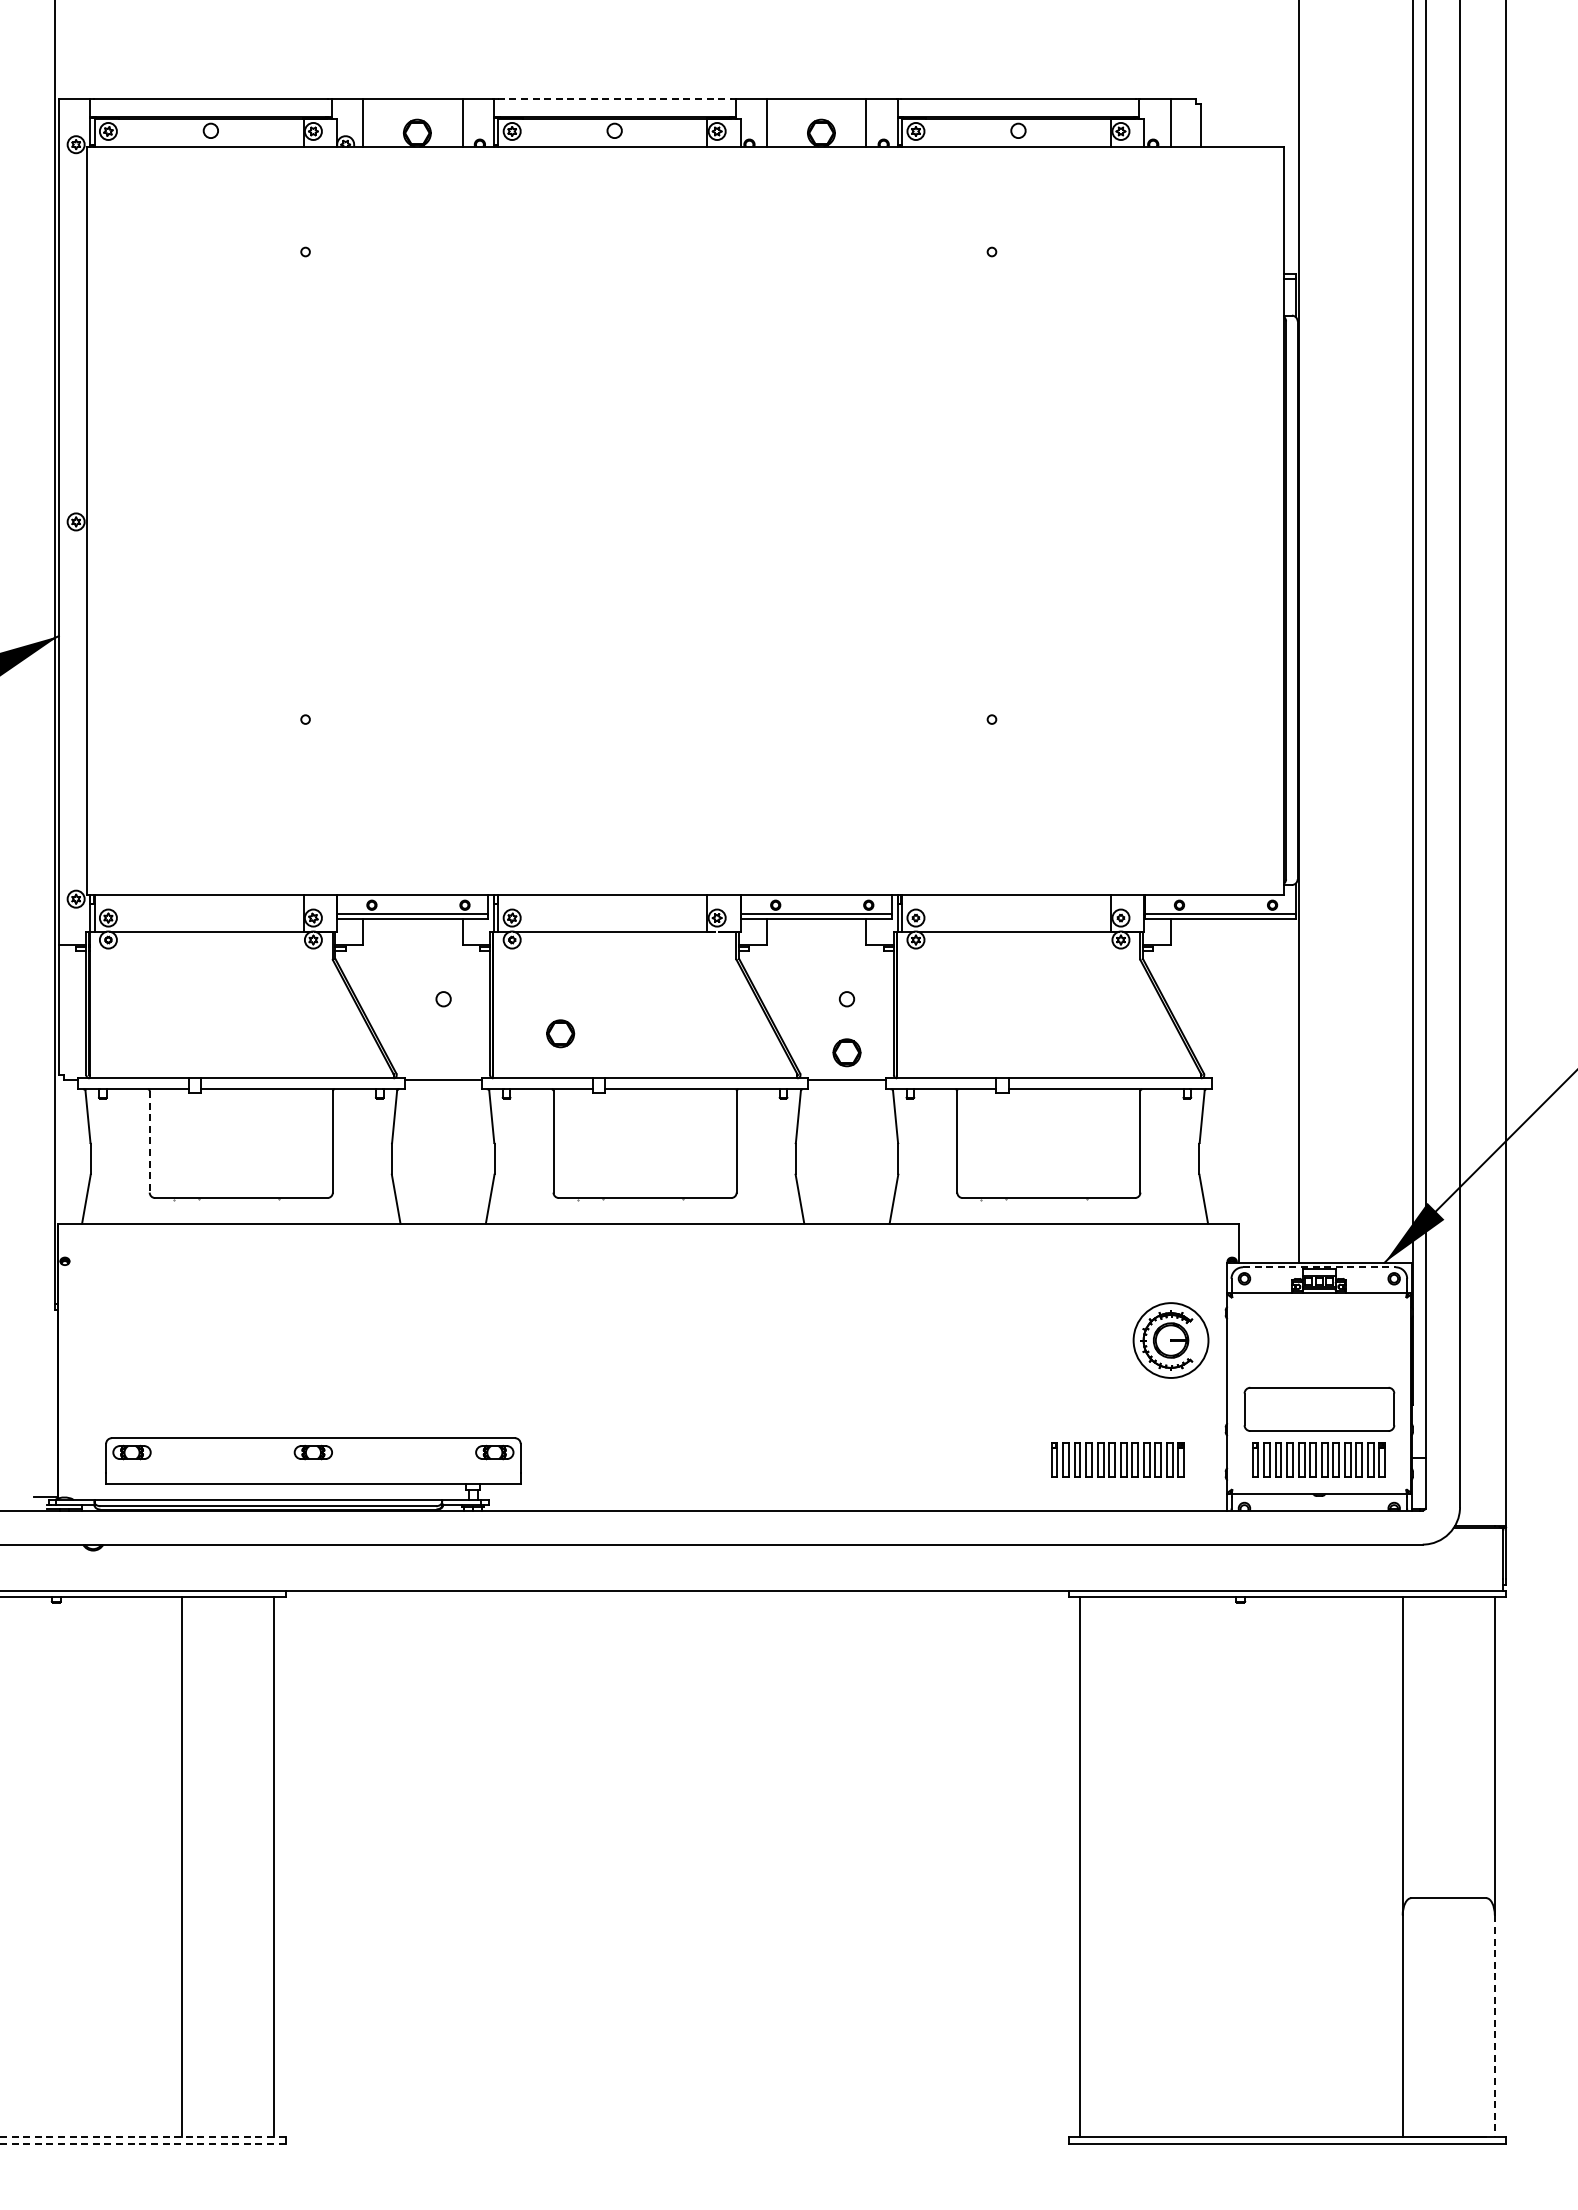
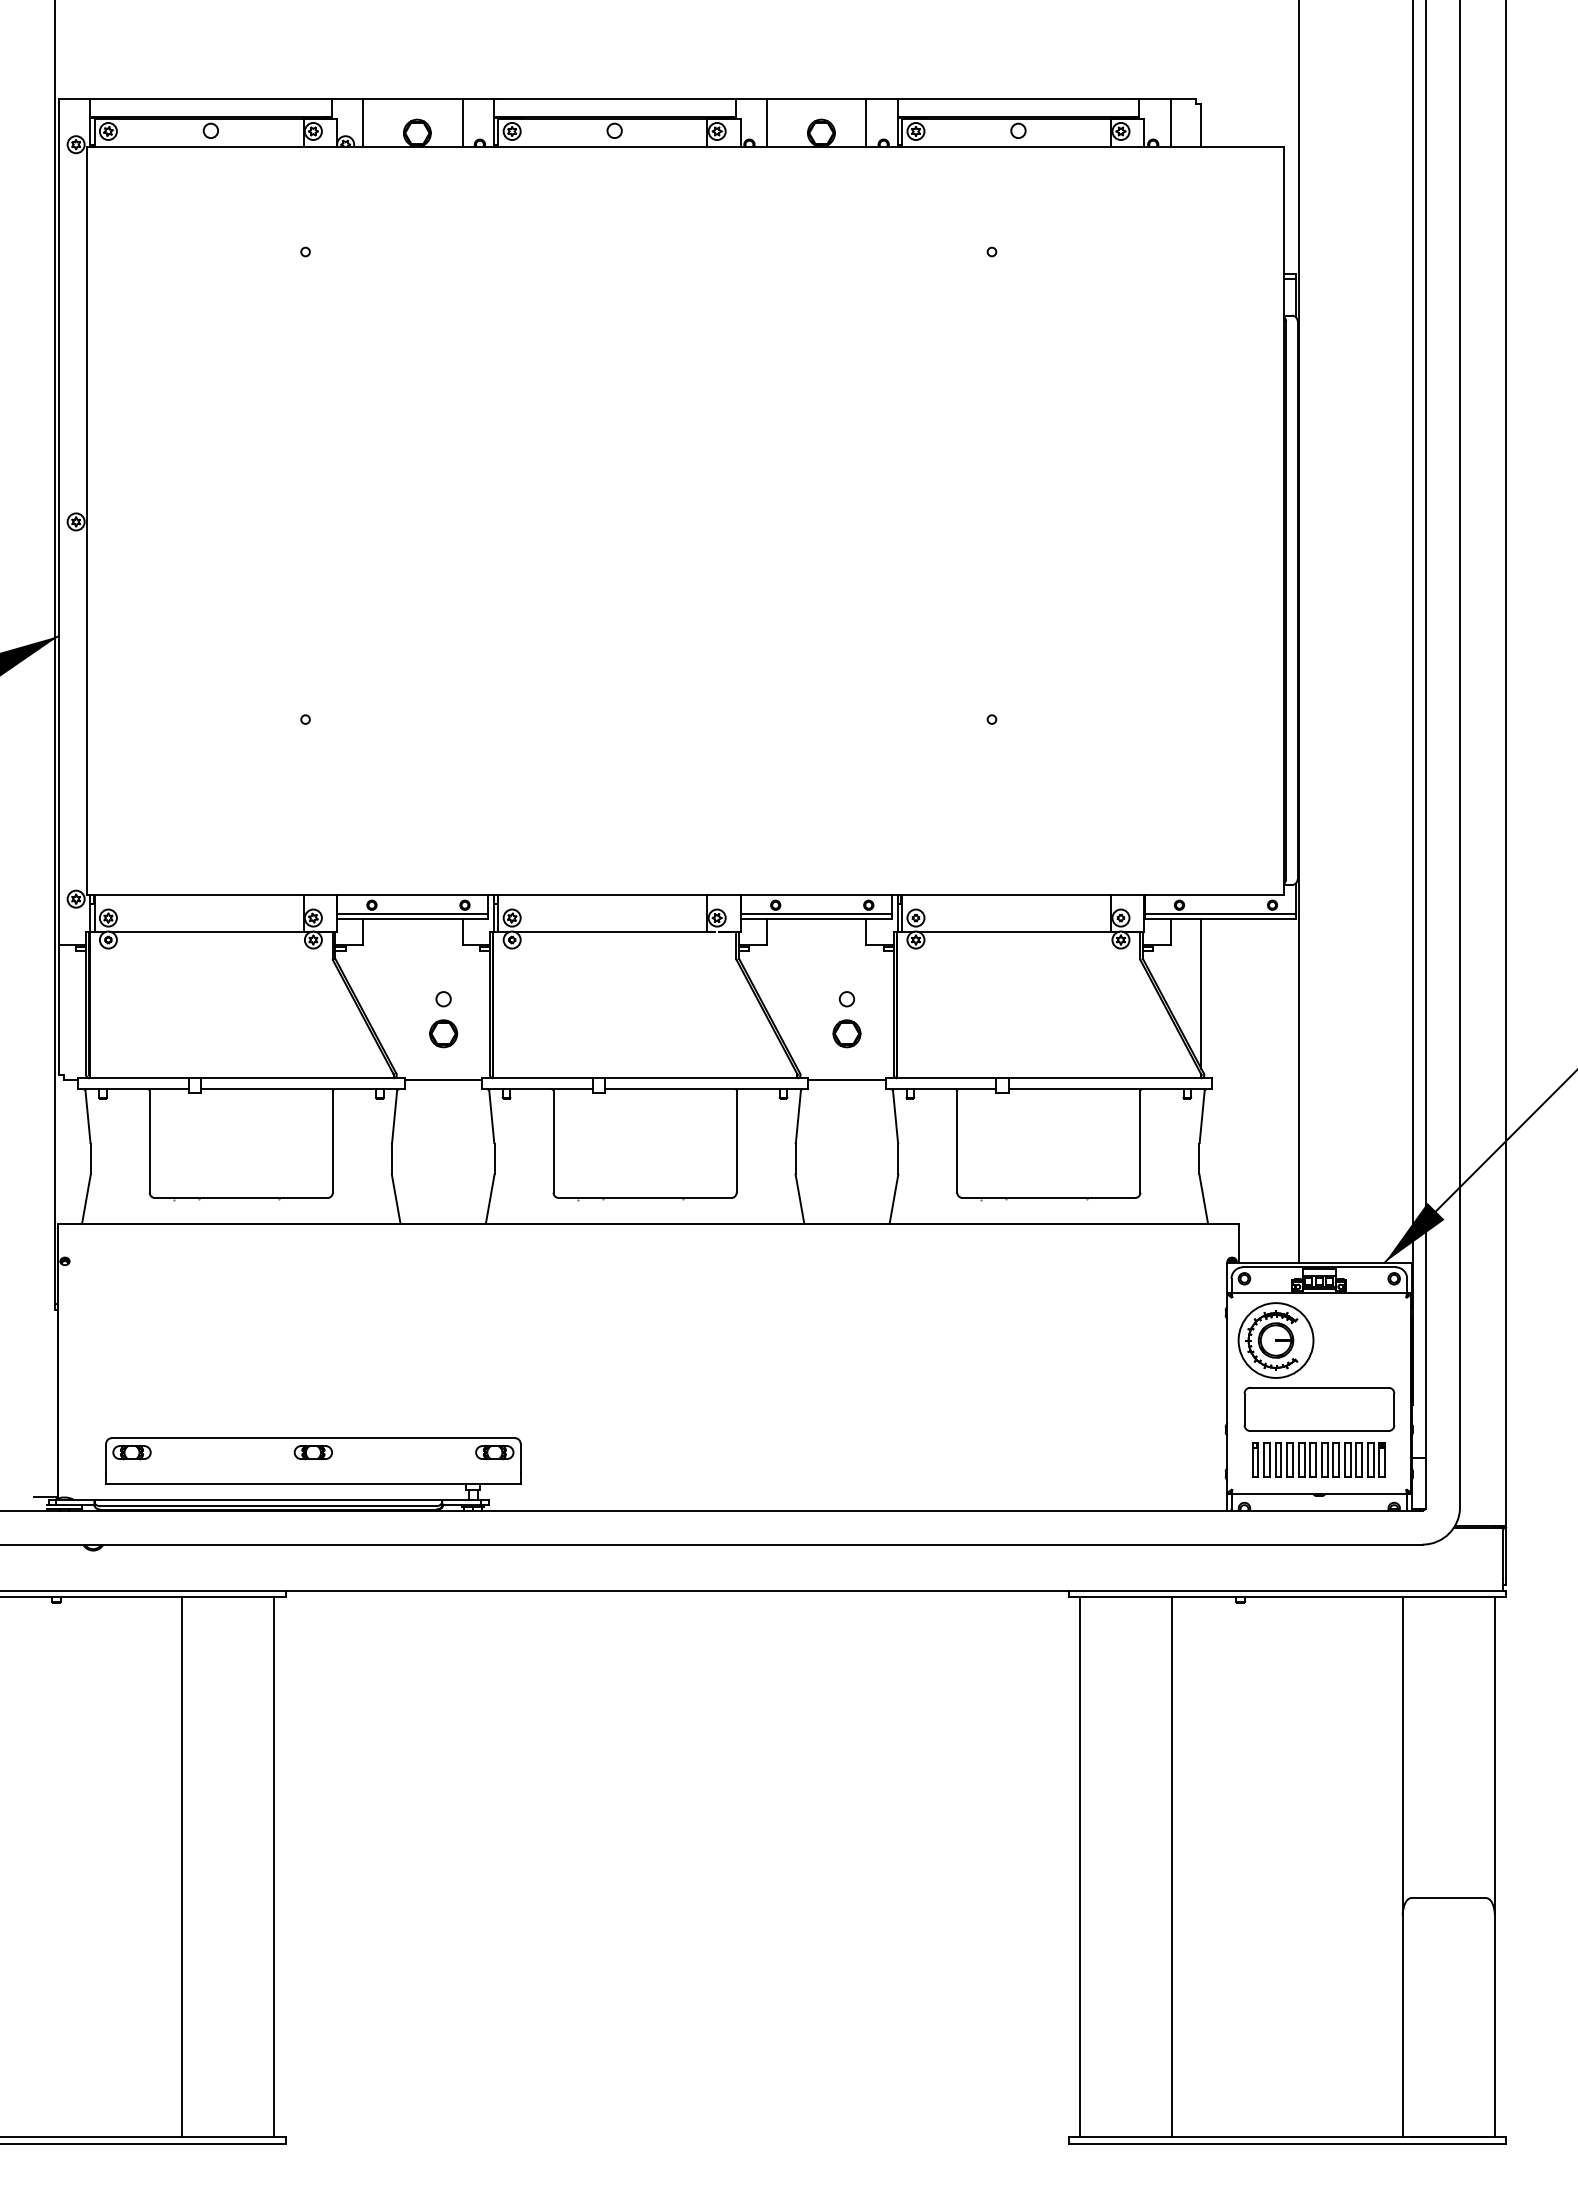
line: dashed -> solid (615, 98)
line: none -> present (1201, 993)
part position: (560, 1033) -> (443, 1033) (443, 1033)
part position: (846, 1052) -> (846, 1033) (846, 1033)
line: dashed -> solid (149, 1141)
line: dashed -> solid (1319, 1267)
part position: (1170, 1340) -> (1275, 1340) (1275, 1340)
part: present -> none (1117, 1459)
line: none -> present (1172, 1867)
line: dashed -> solid (1494, 2026)
line: dashed -> solid (142, 2137)
line: dashed -> solid (142, 2143)
